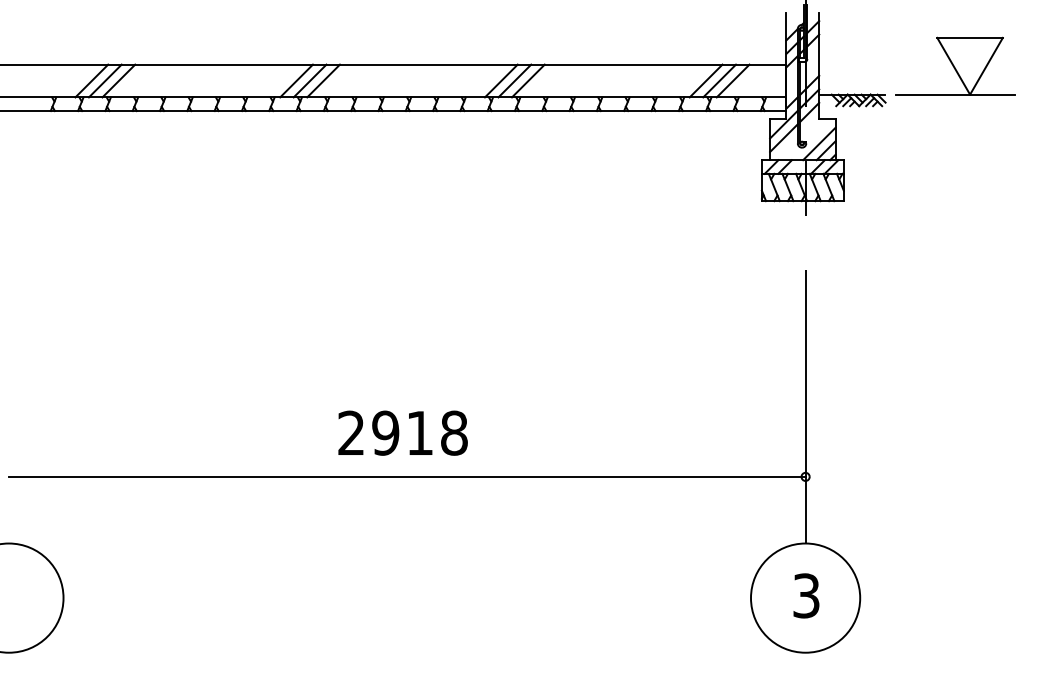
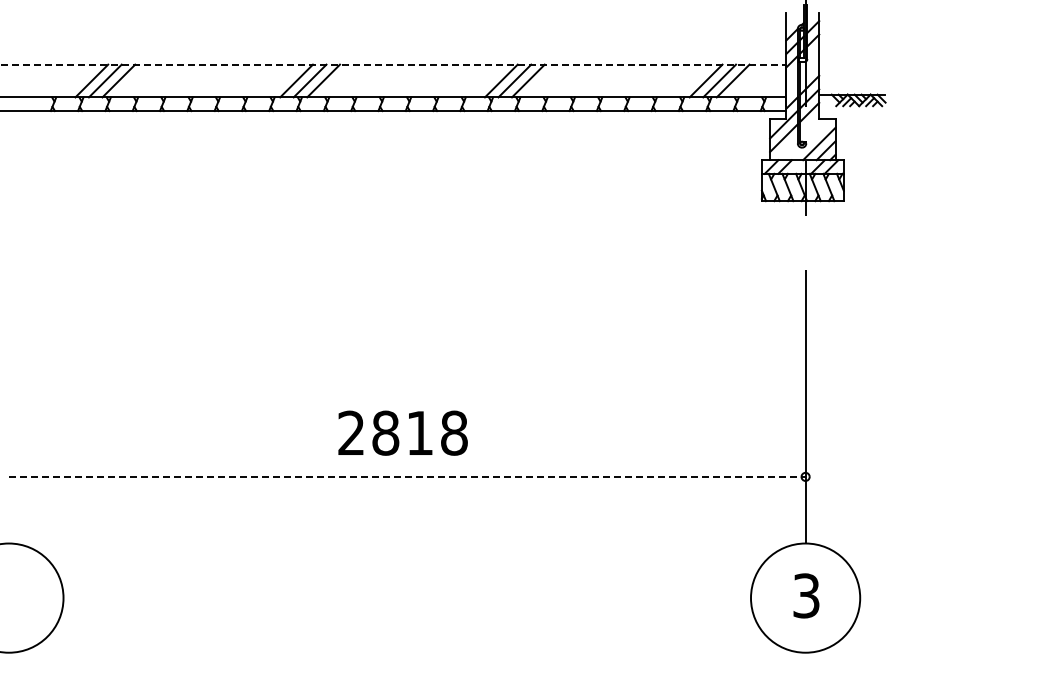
line: solid -> dashed (393, 64)
part: present -> none (955, 65)
text: 2918 -> 2818 (385, 432)
line: solid -> dashed (407, 476)
